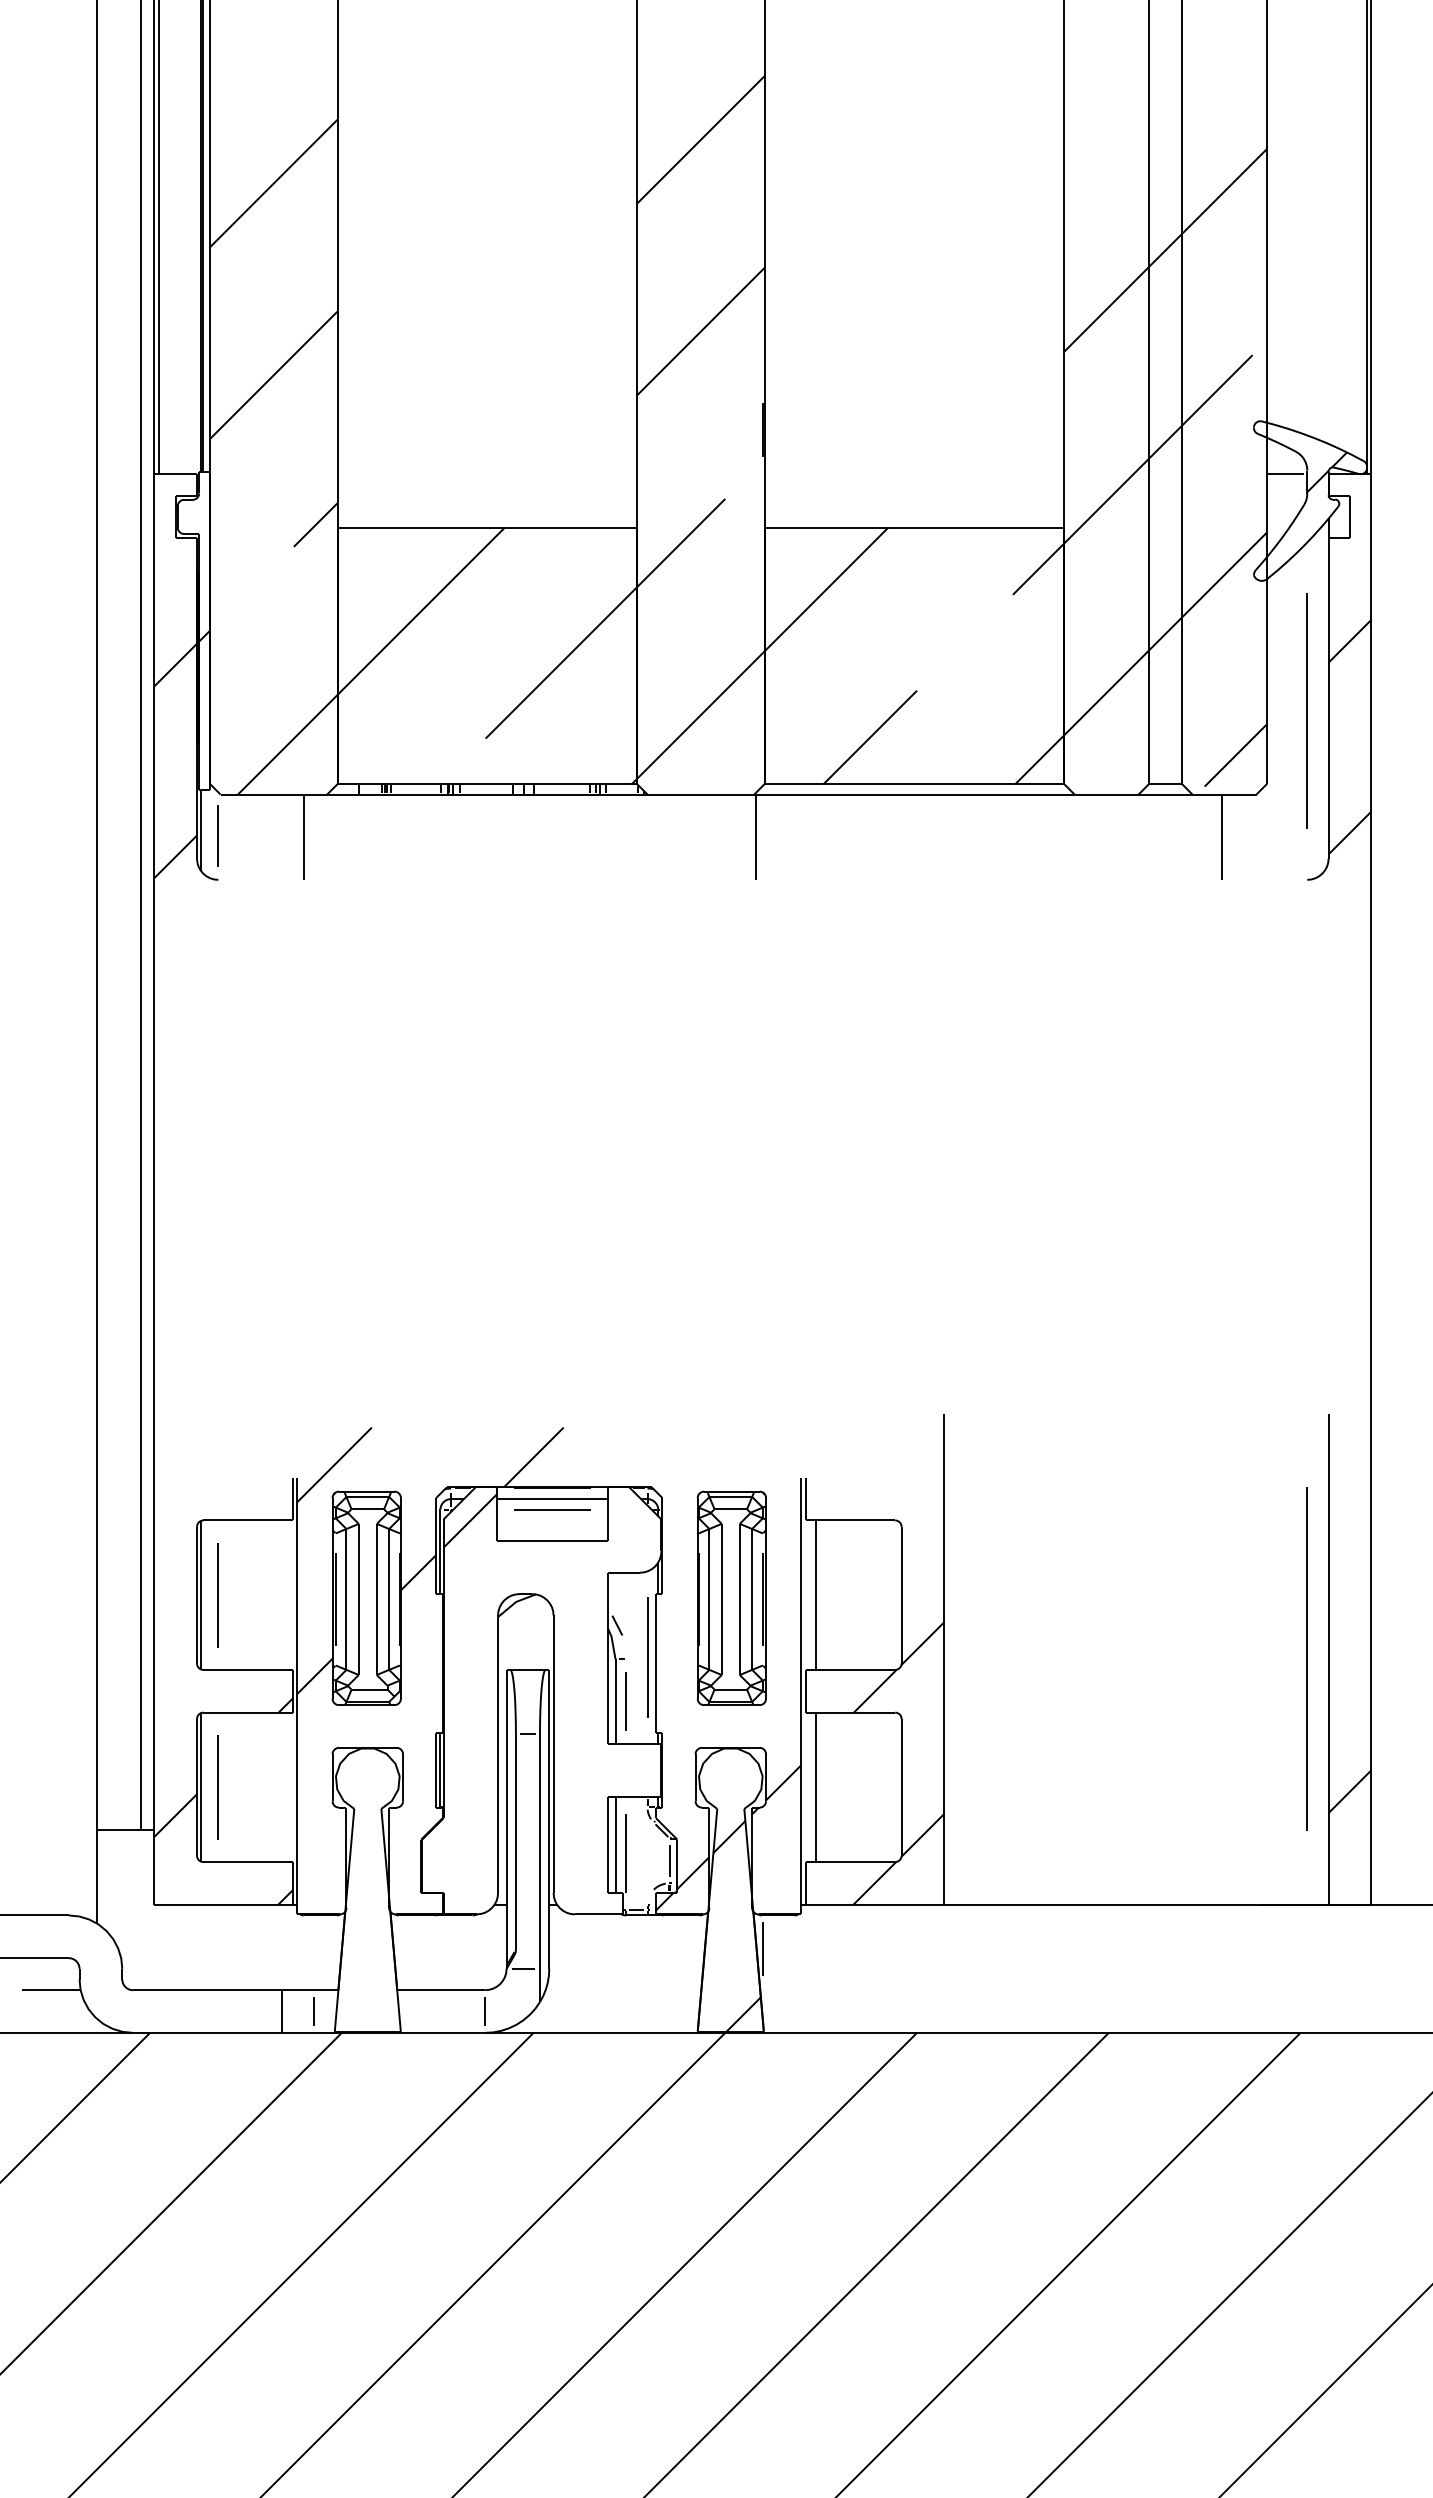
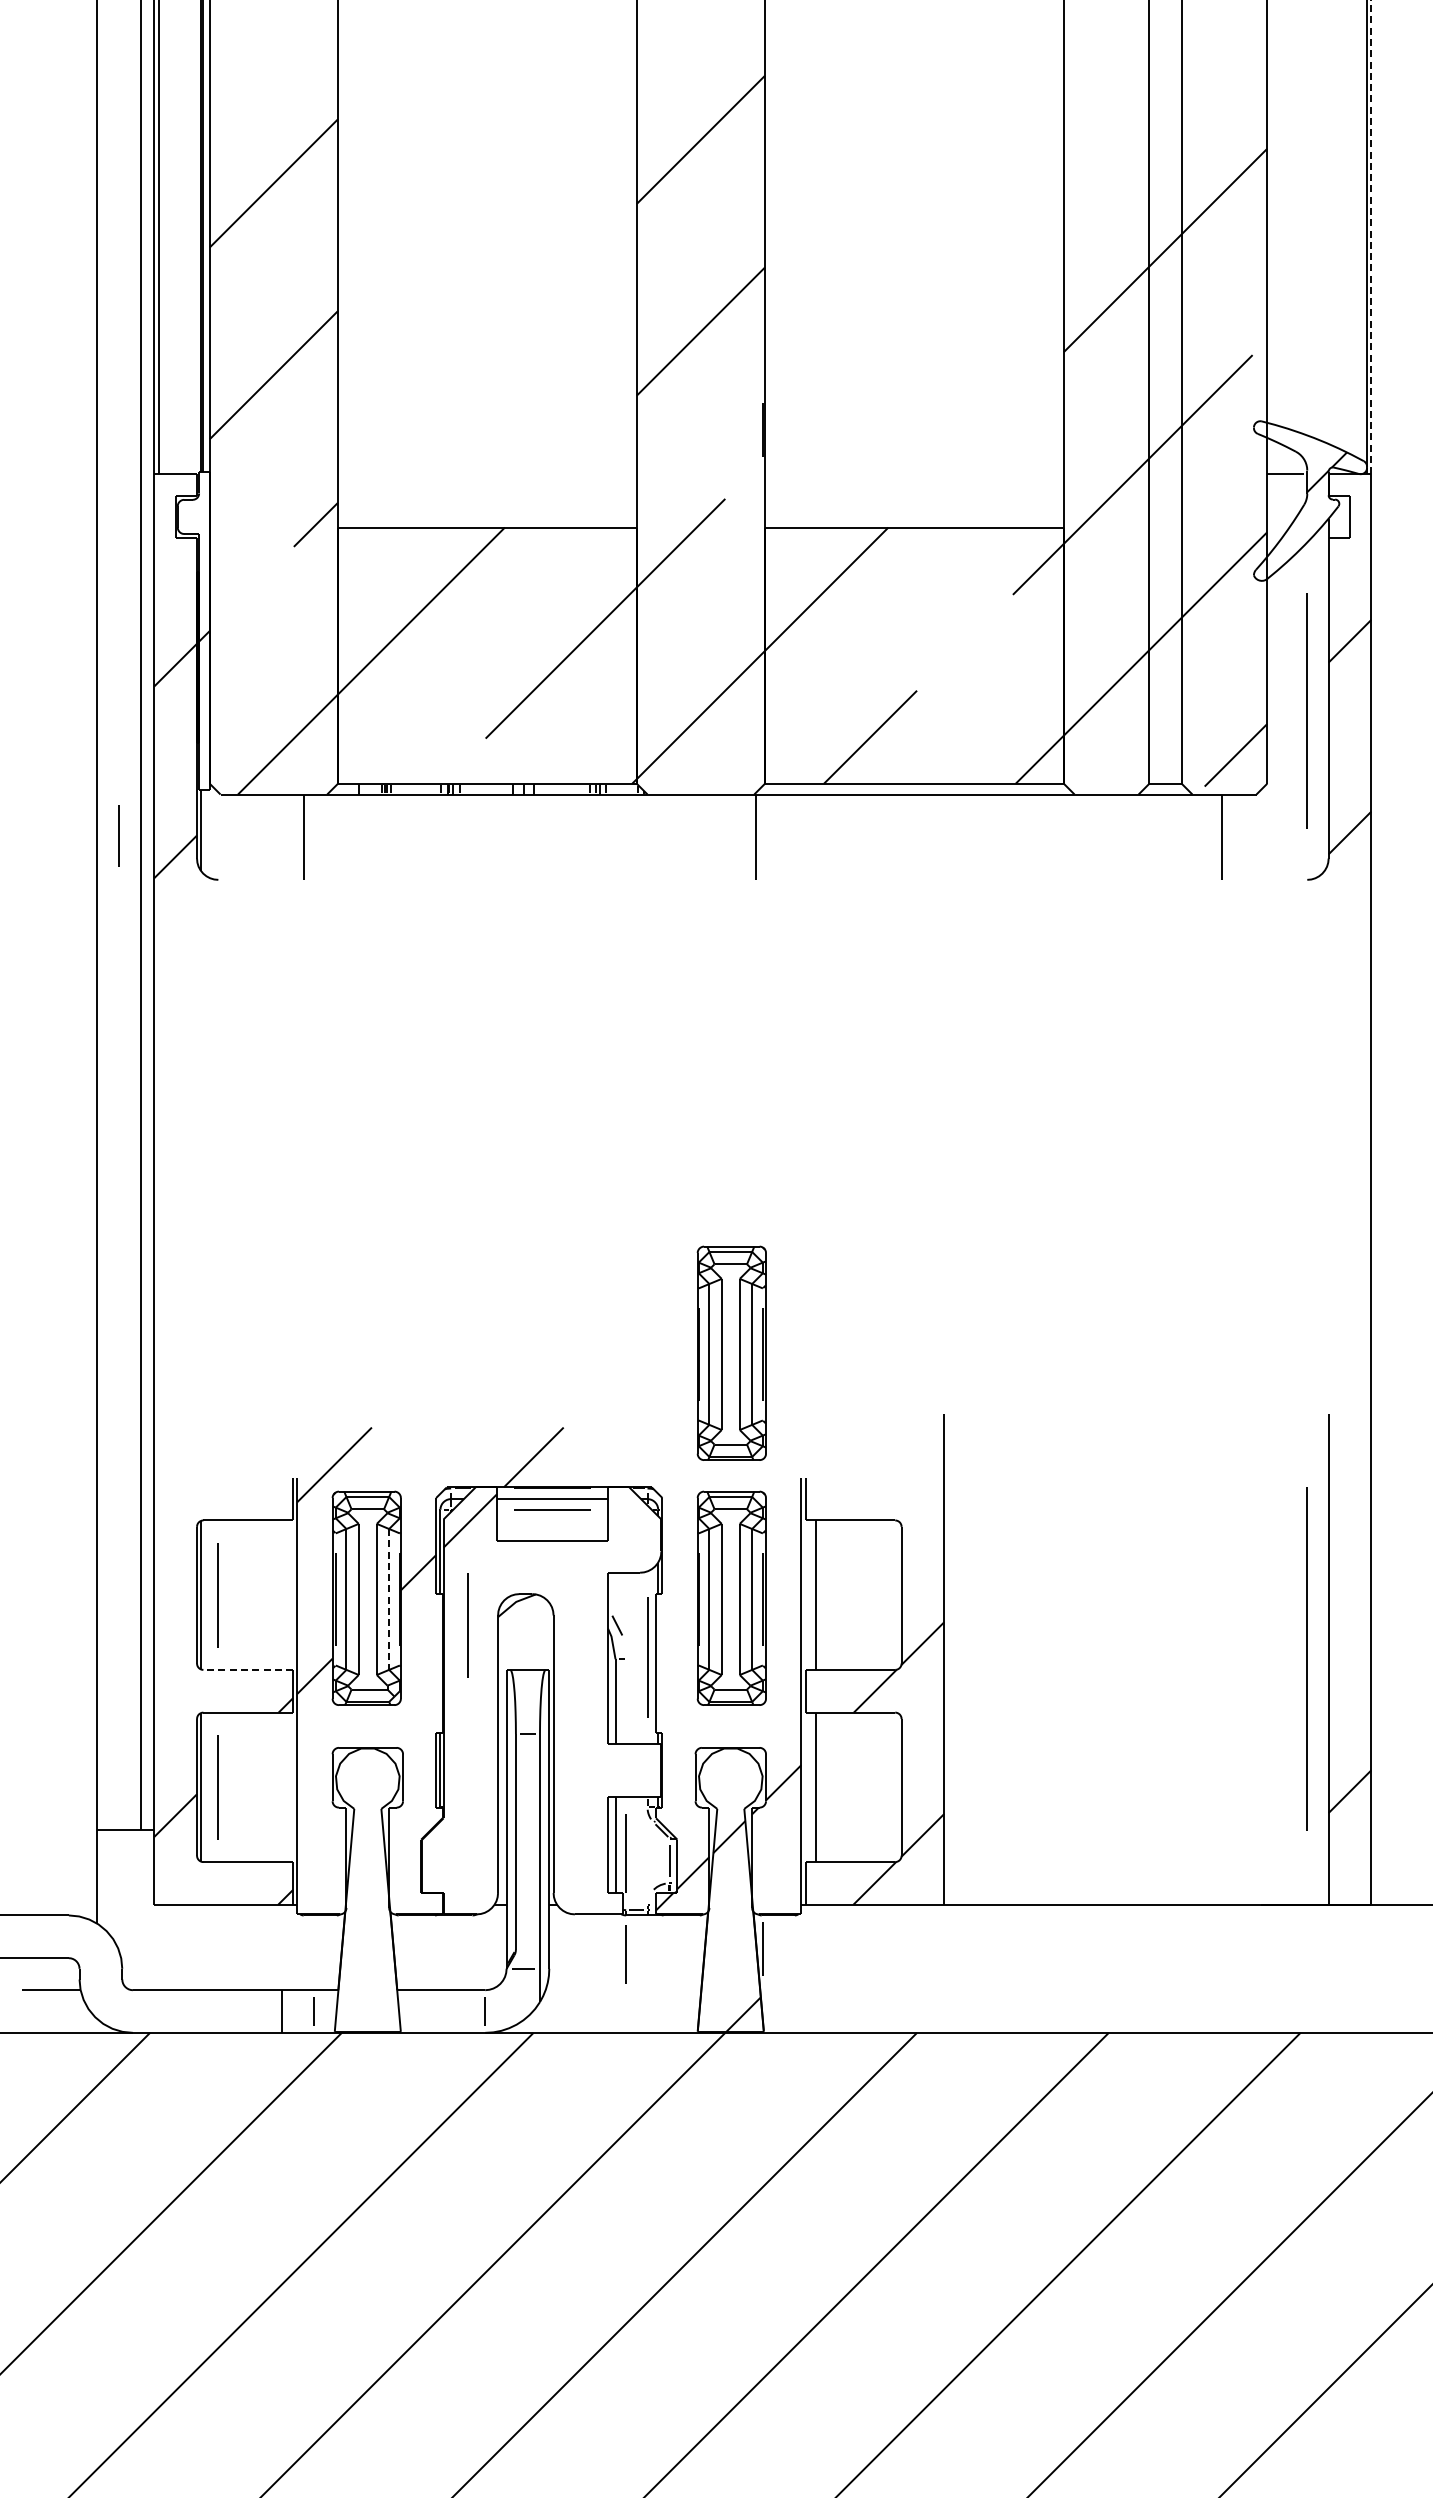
line: solid -> dashed (1371, 237)
line position: (217, 835) -> (118, 835) (118, 835)
part: none -> present (731, 1352)
line: solid -> dashed (389, 1599)
line: none -> present (467, 1625)
line: solid -> dashed (248, 1669)
line position: (625, 1701) -> (625, 1954) (625, 1954)
